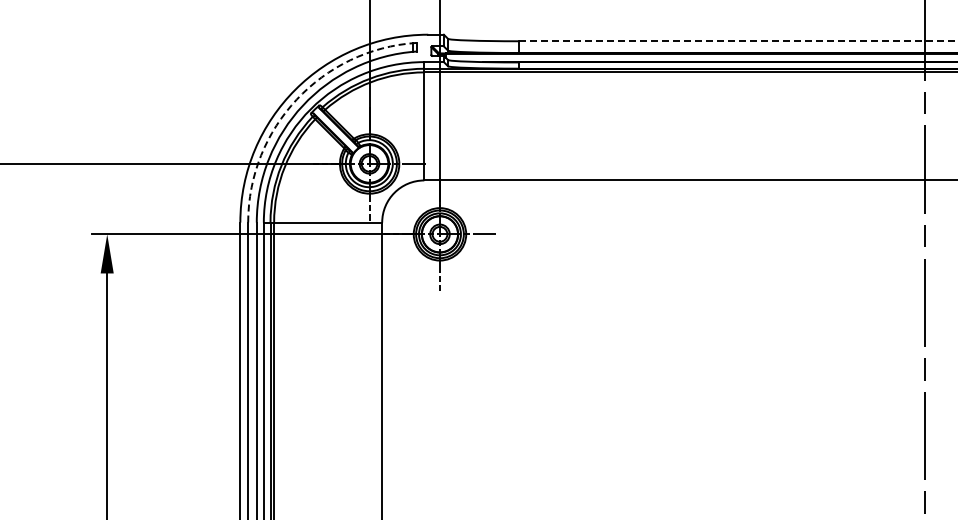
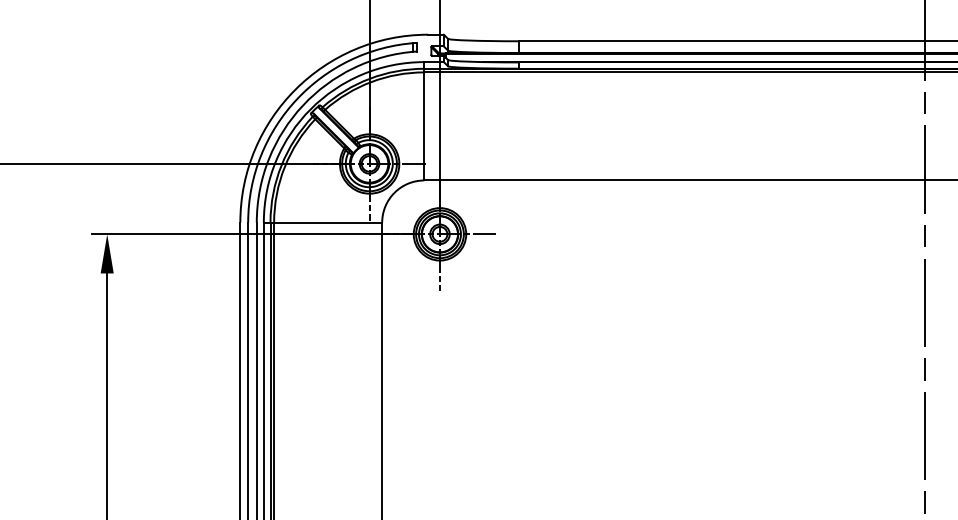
line: dashed -> solid (738, 41)
arc: dashed -> solid (296, 99)
